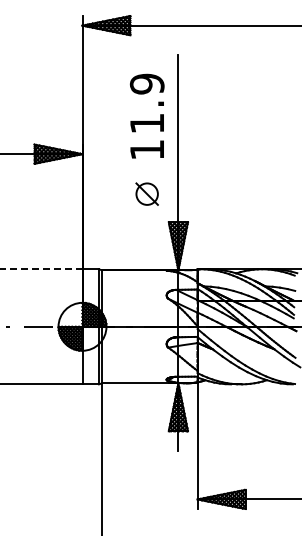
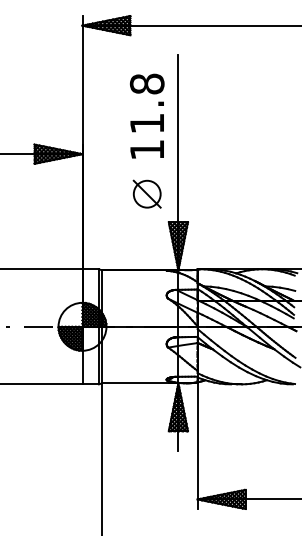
text: 11.9 -> 11.8 (147, 83)
part size: 24x24 px -> 30x30 px (146, 193)
line: dashed -> solid (41, 269)
